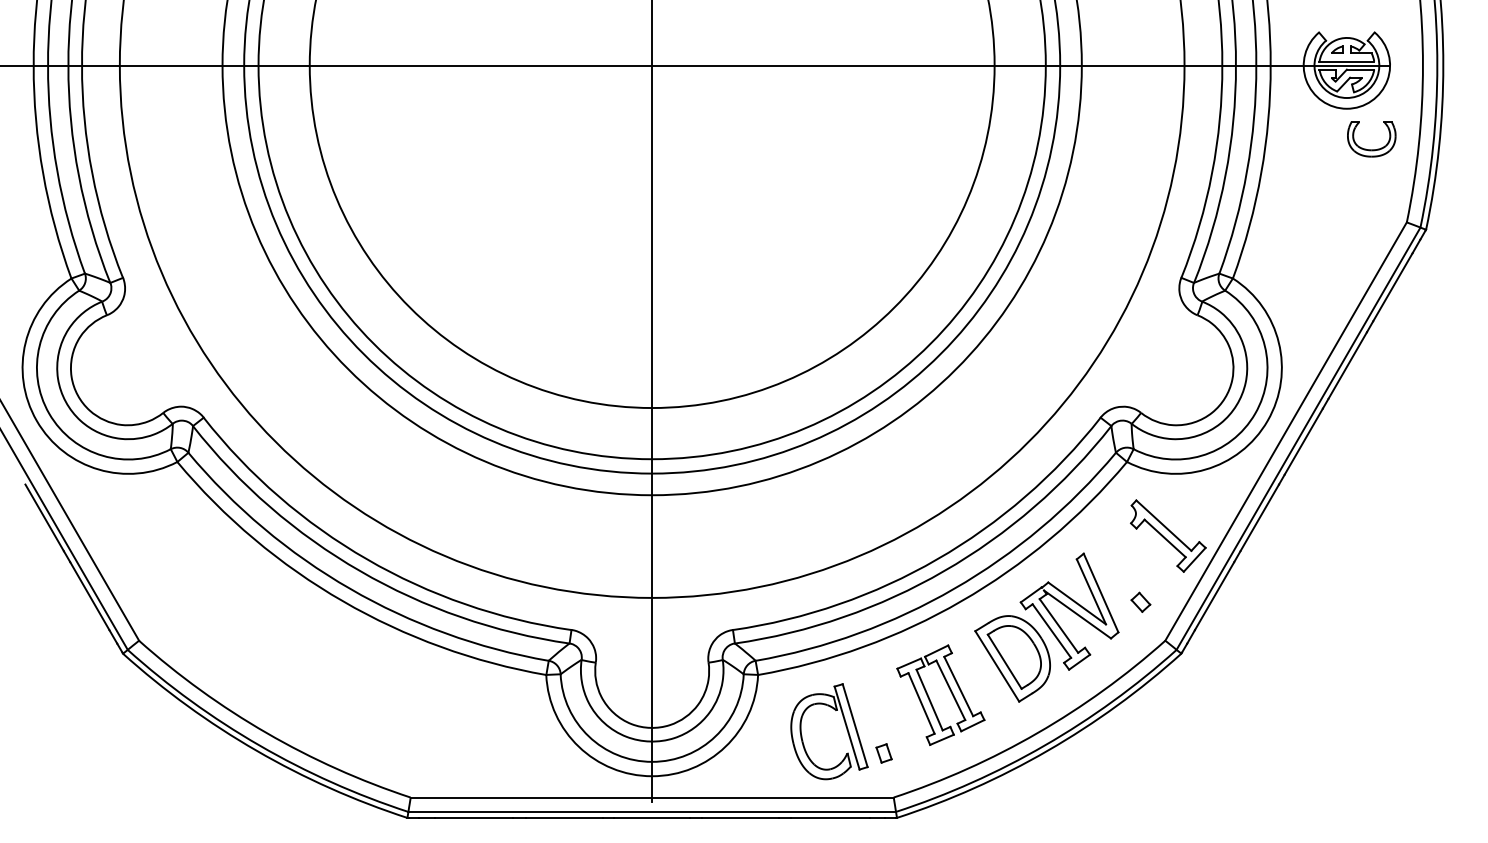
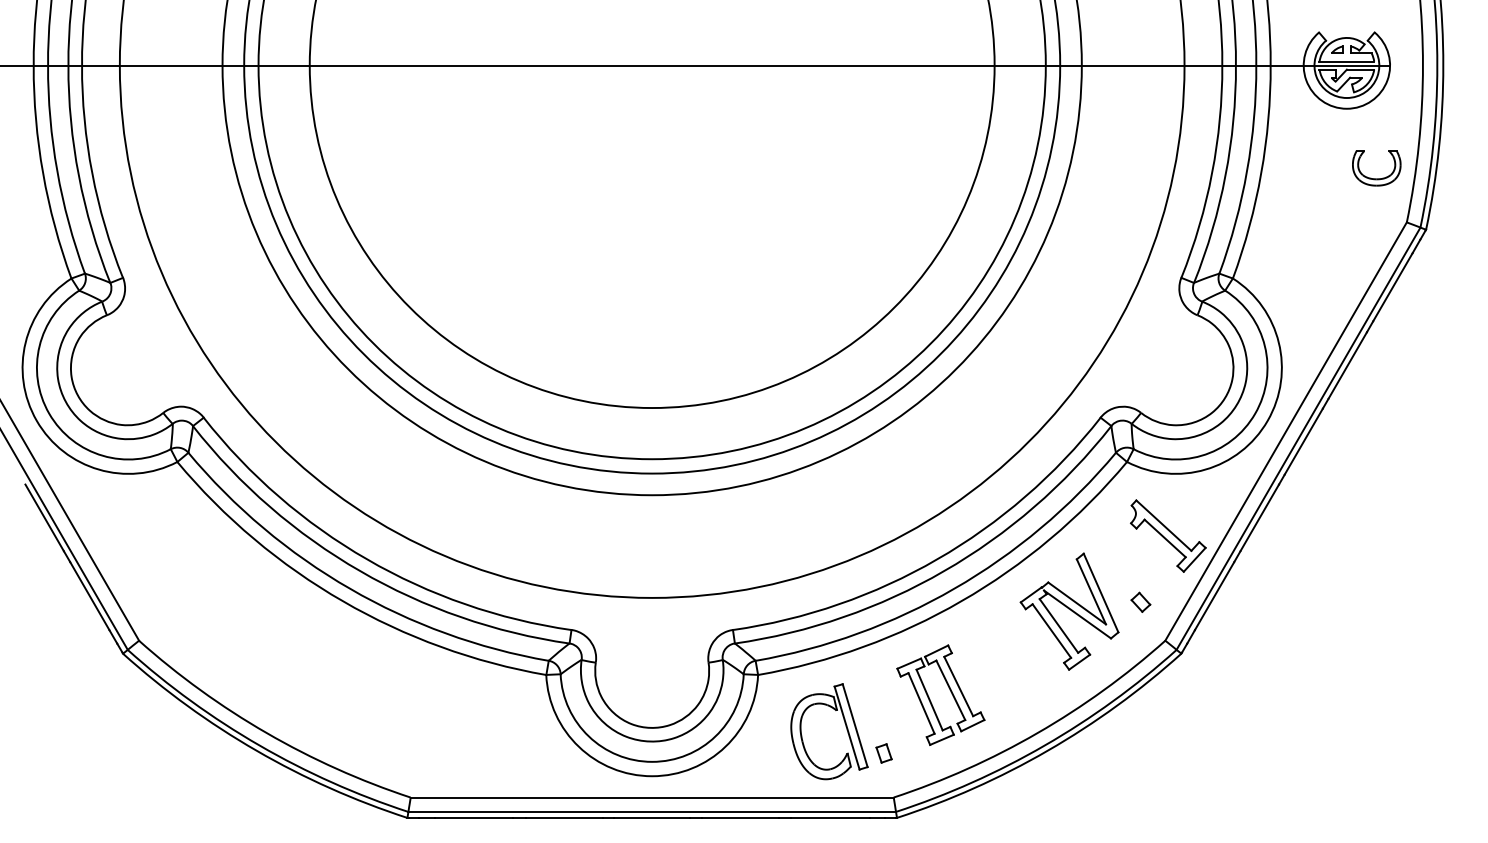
part position: (1371, 149) -> (1376, 178) (1376, 178)
line: present -> none (652, 402)
part: present -> none (1012, 658)
